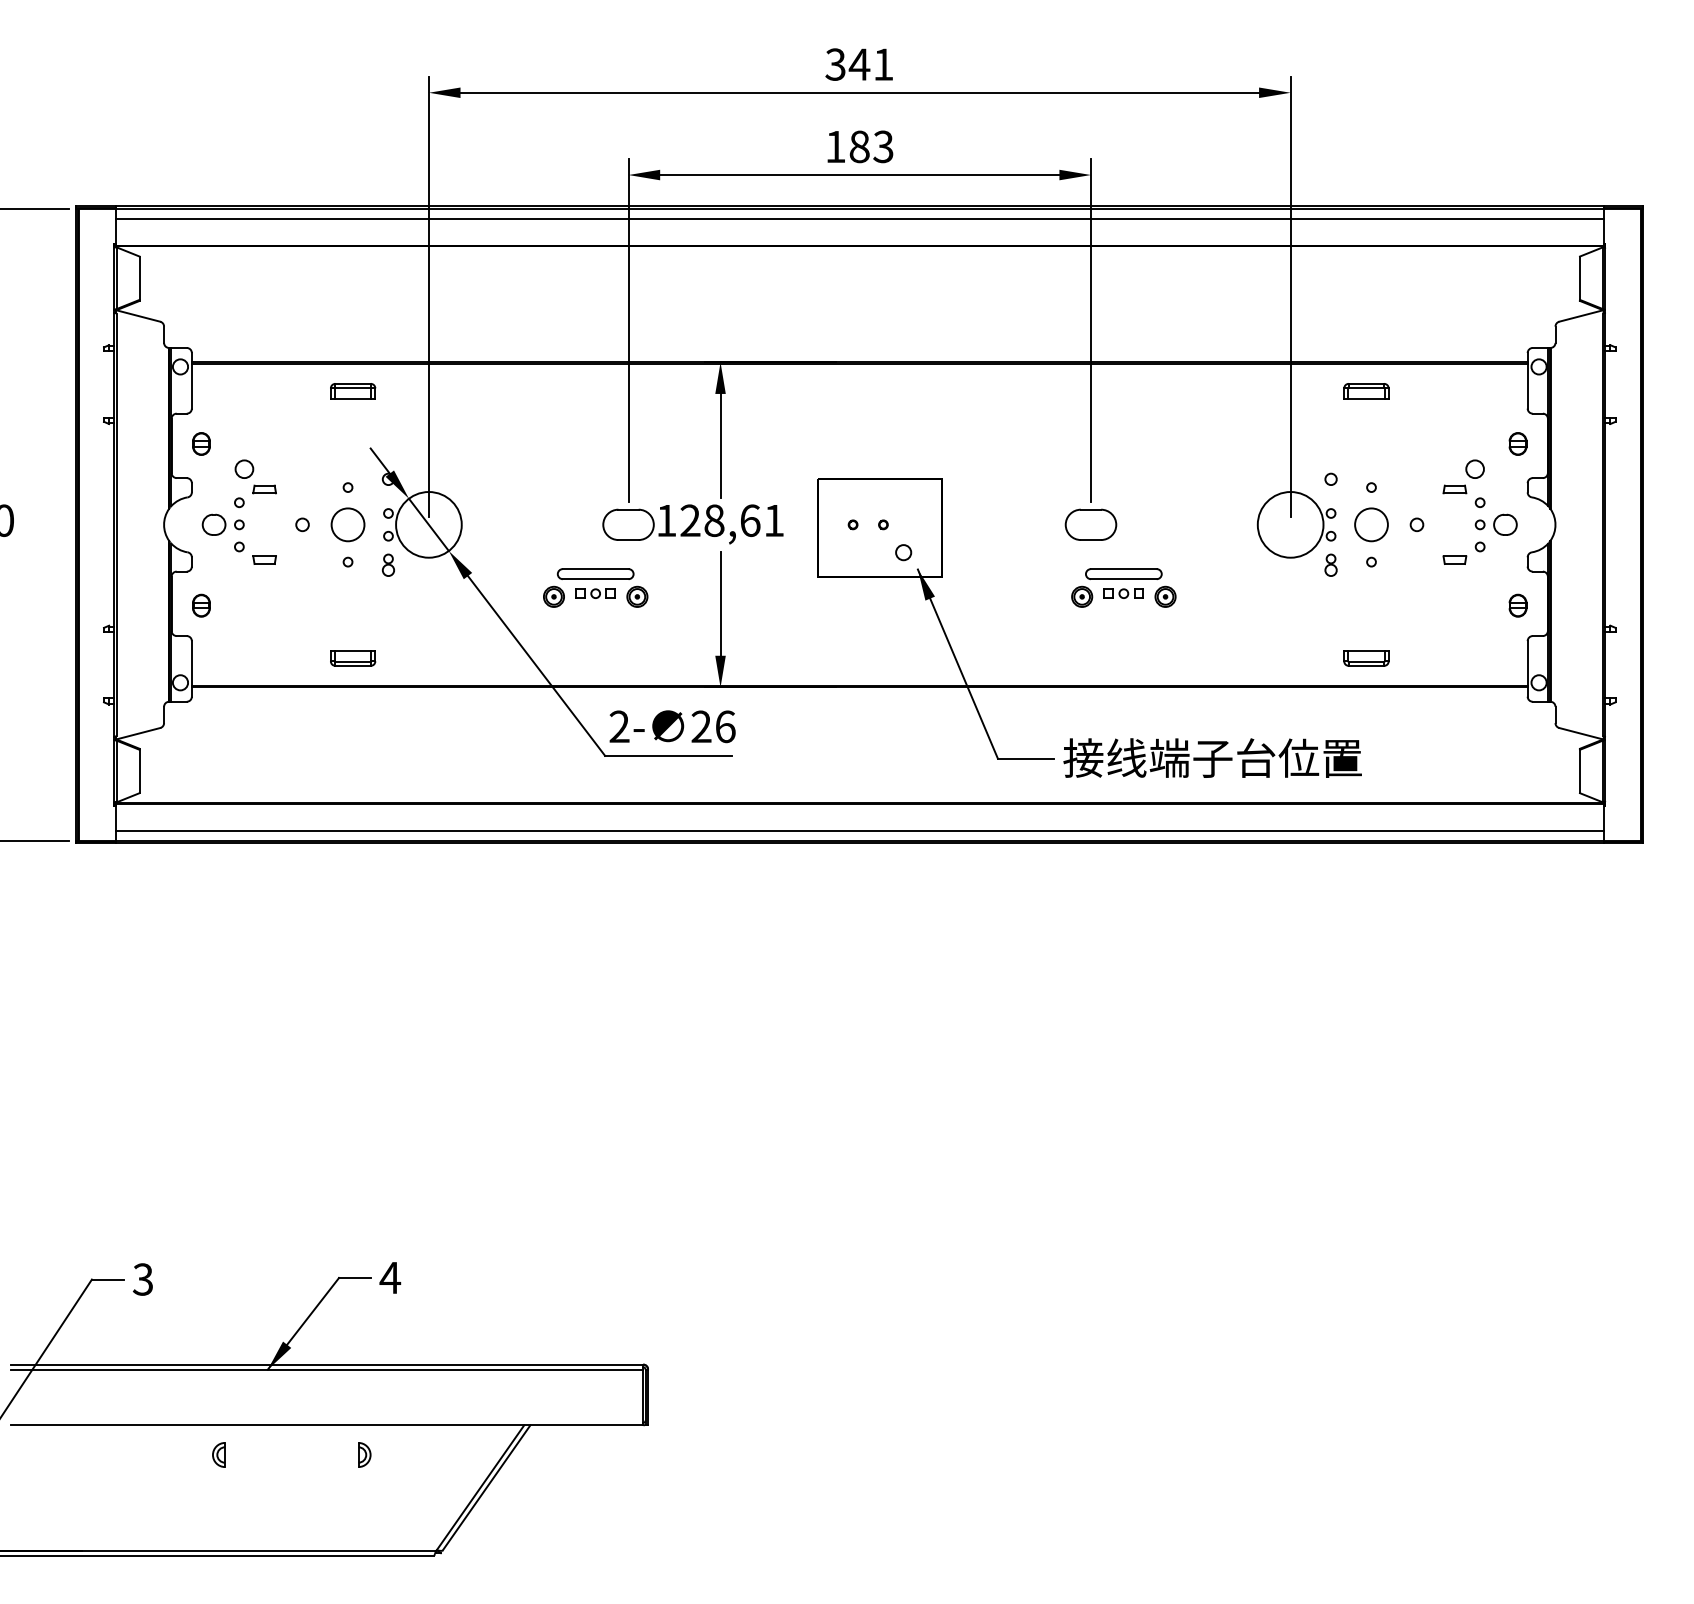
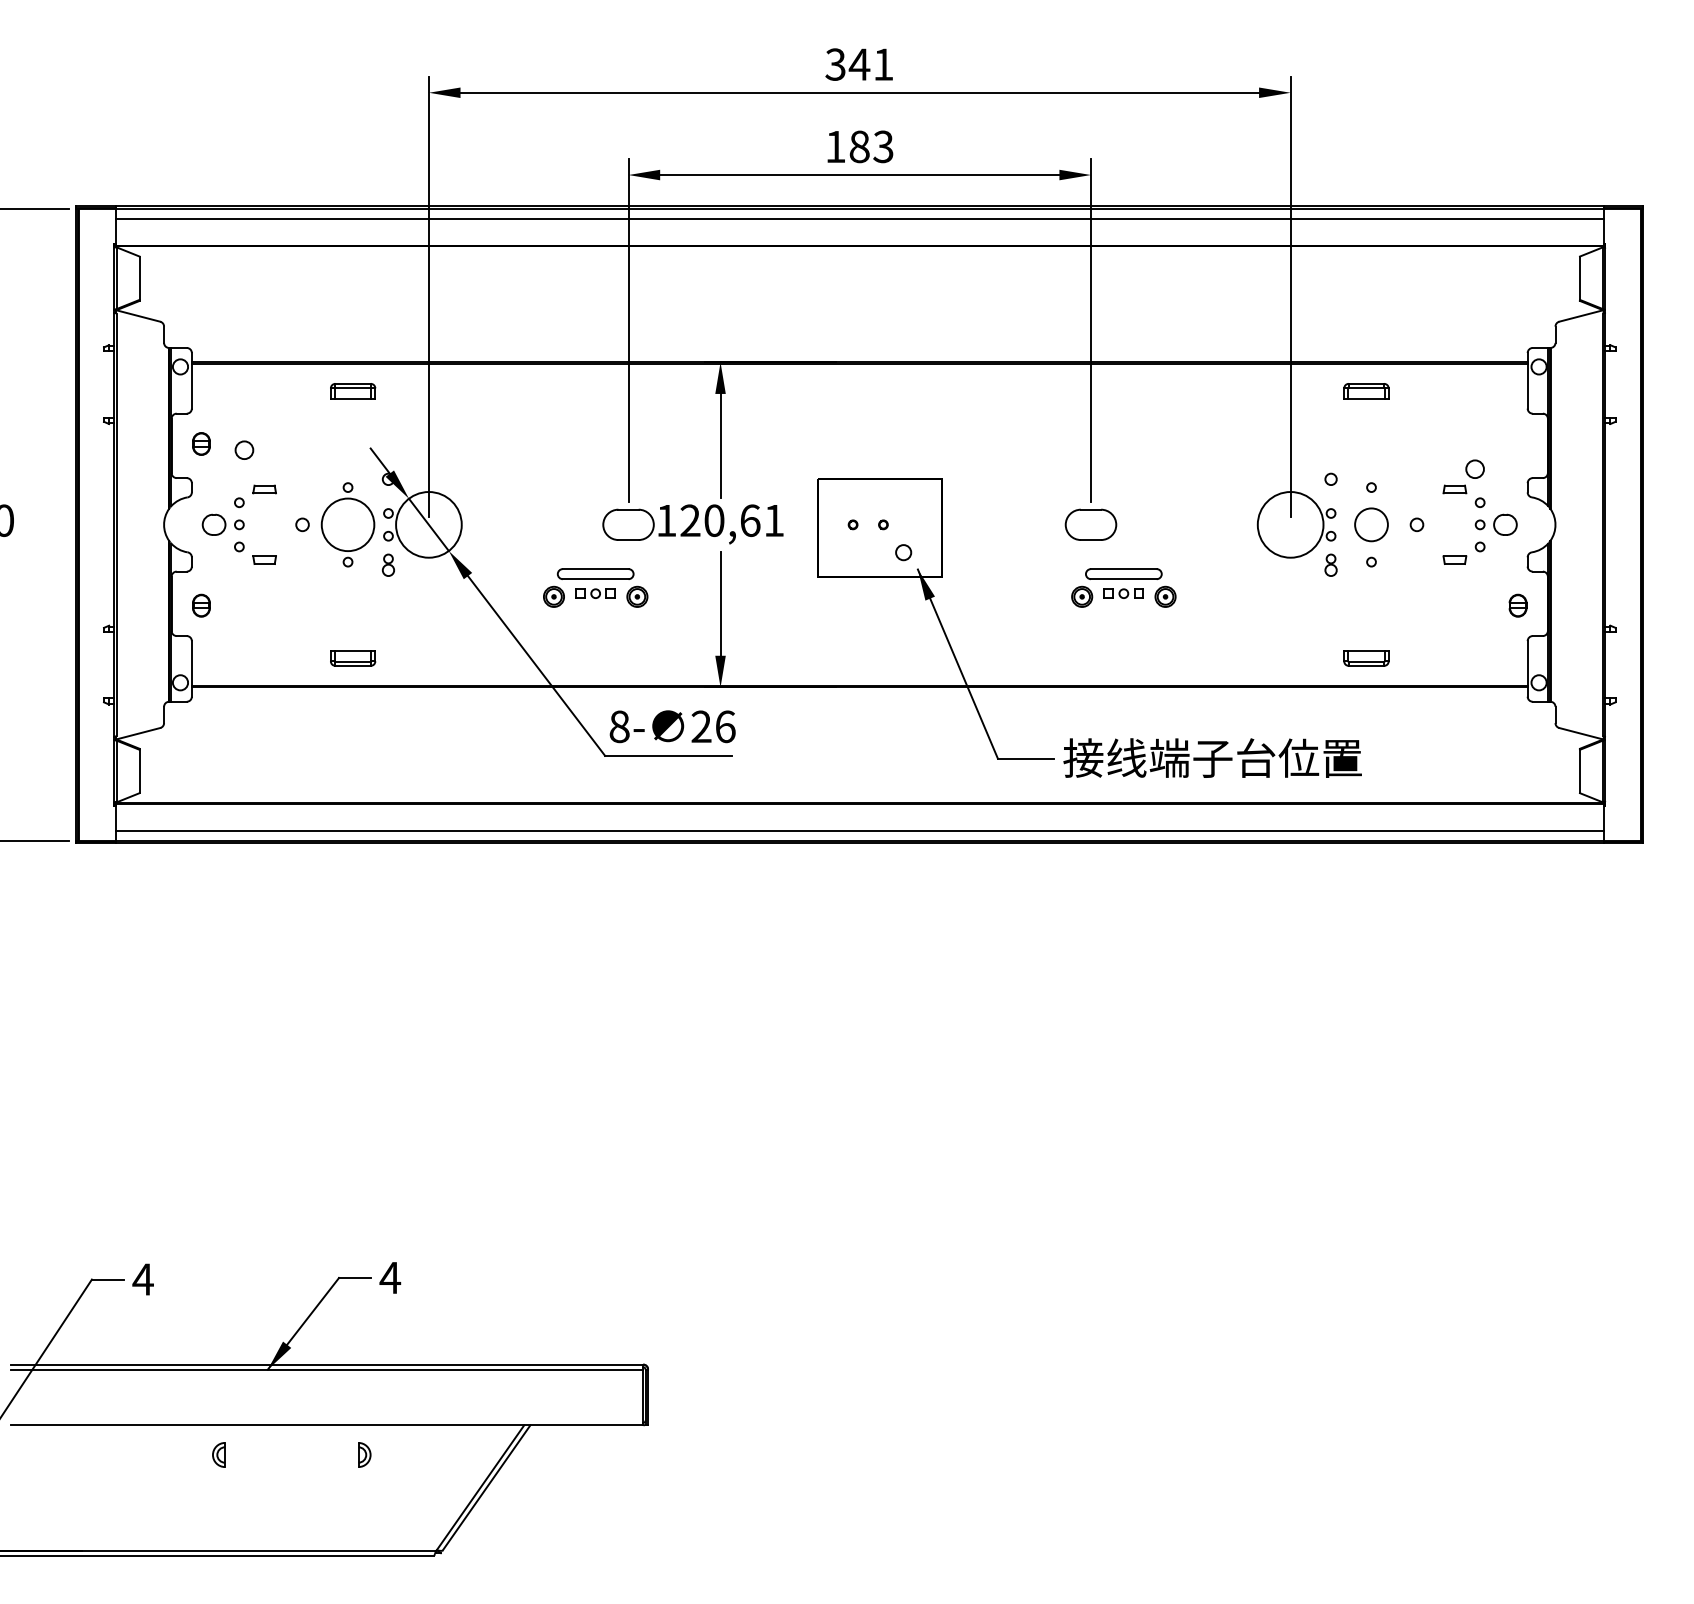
part: present -> none (1517, 443)
circle position: (244, 468) -> (244, 449) (244, 449)
text: 128,61 -> 120,61 (714, 520)
circle diameter: 33 px -> 53 px (347, 524)
text: 2- -> 8- (619, 726)
text: 3 -> 4 (142, 1279)
